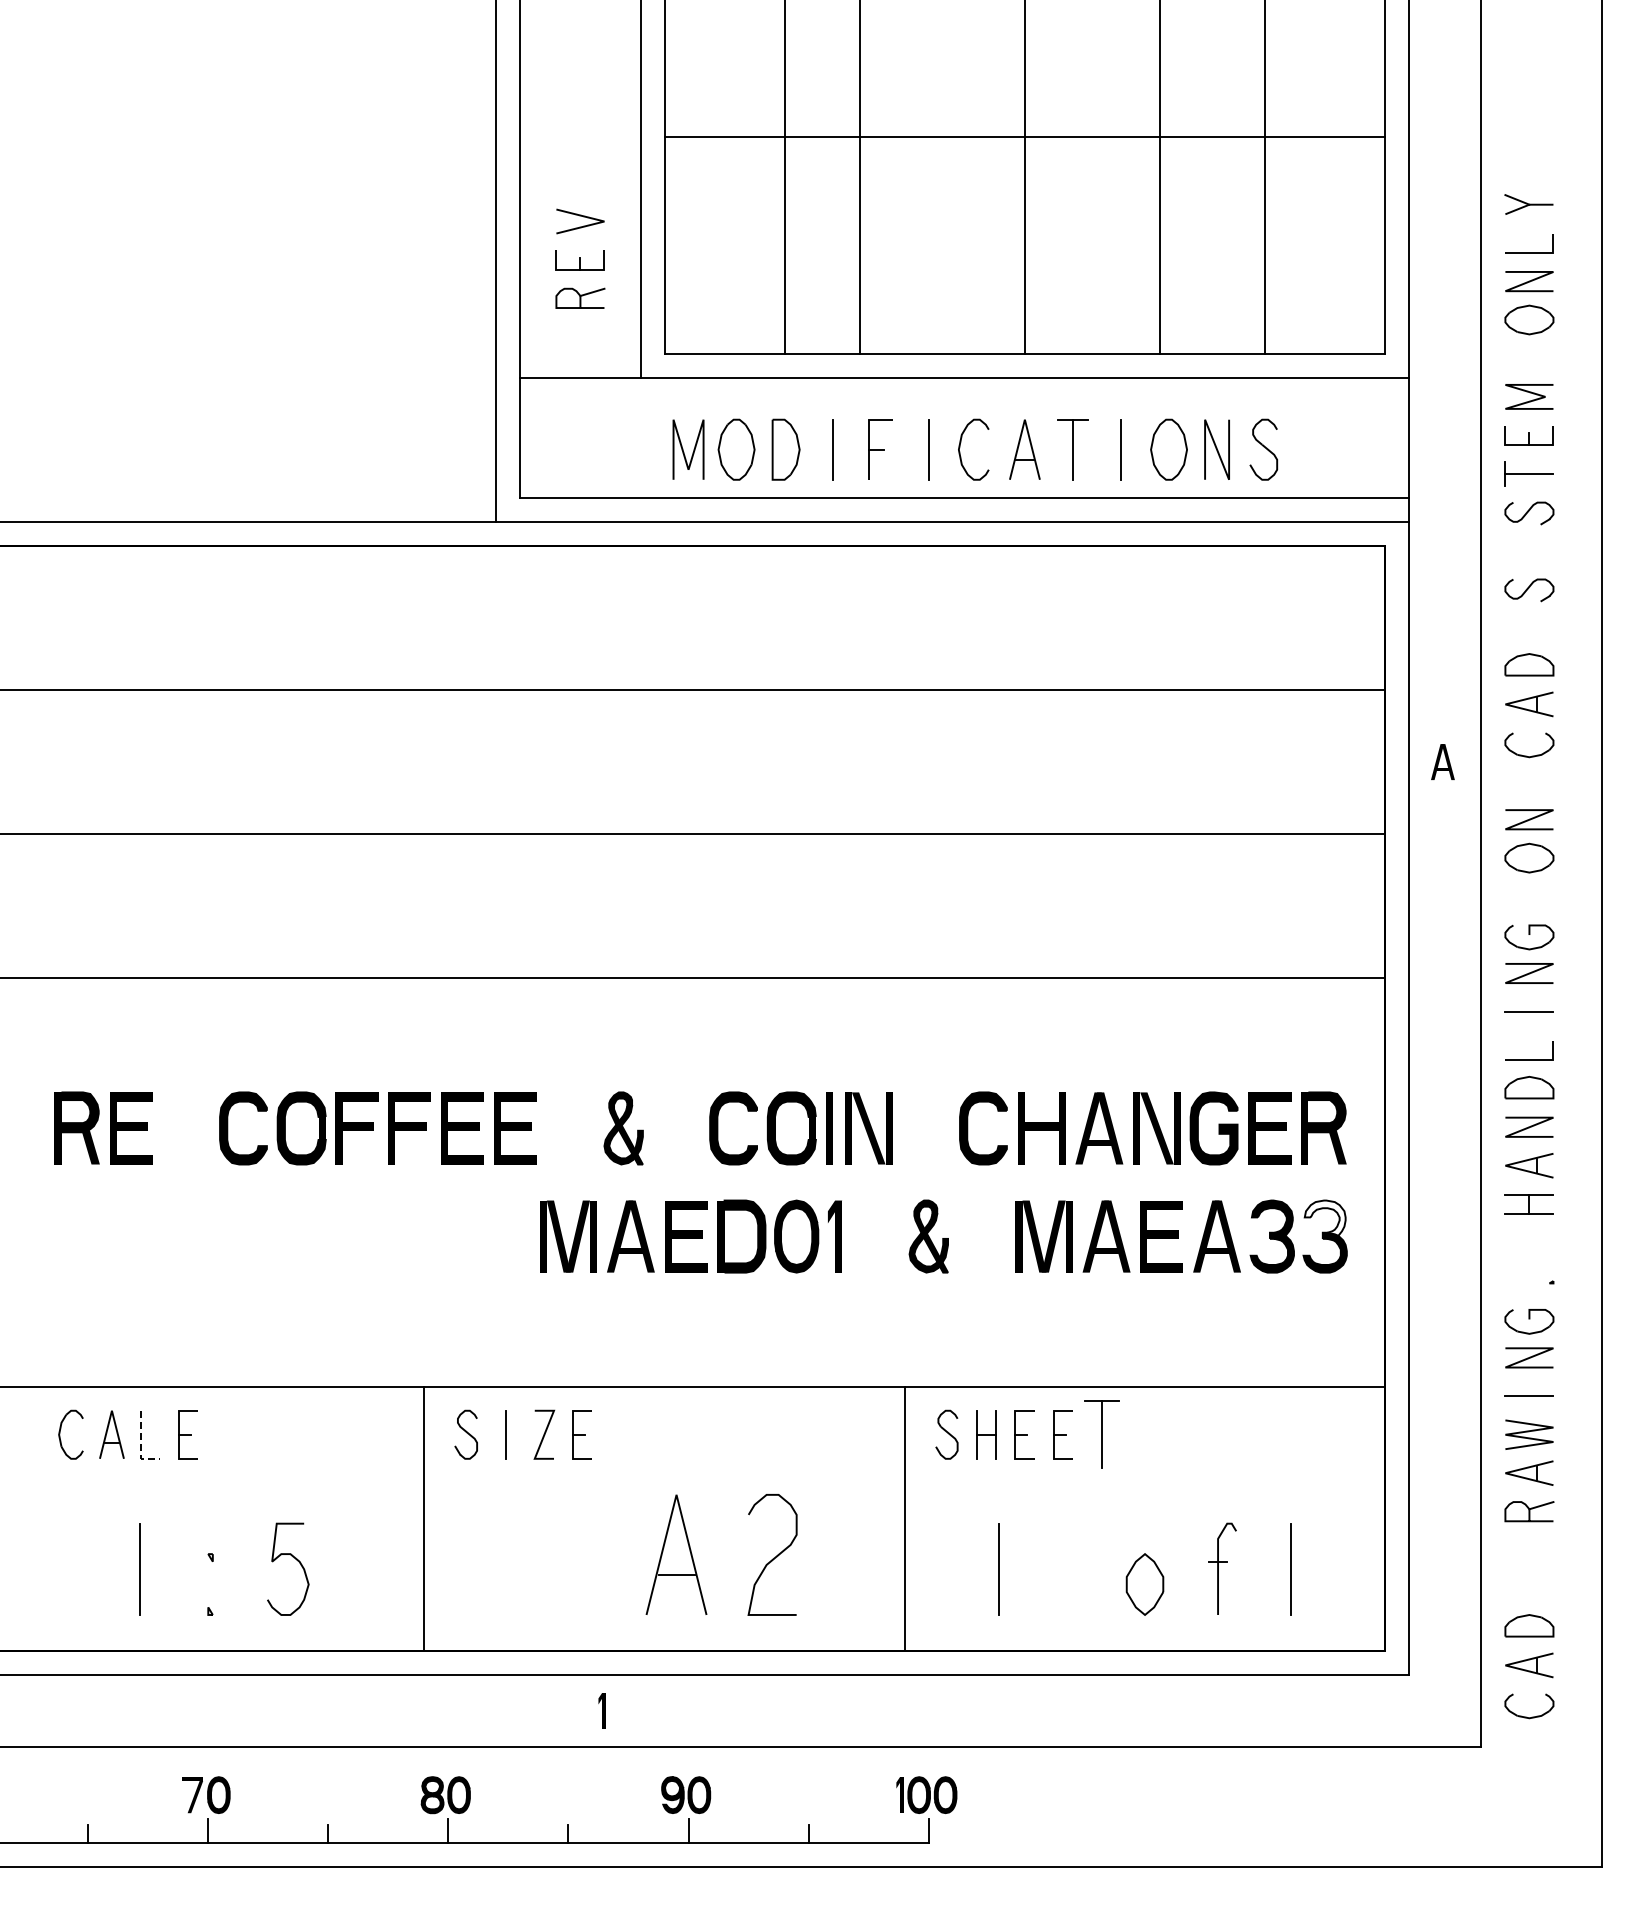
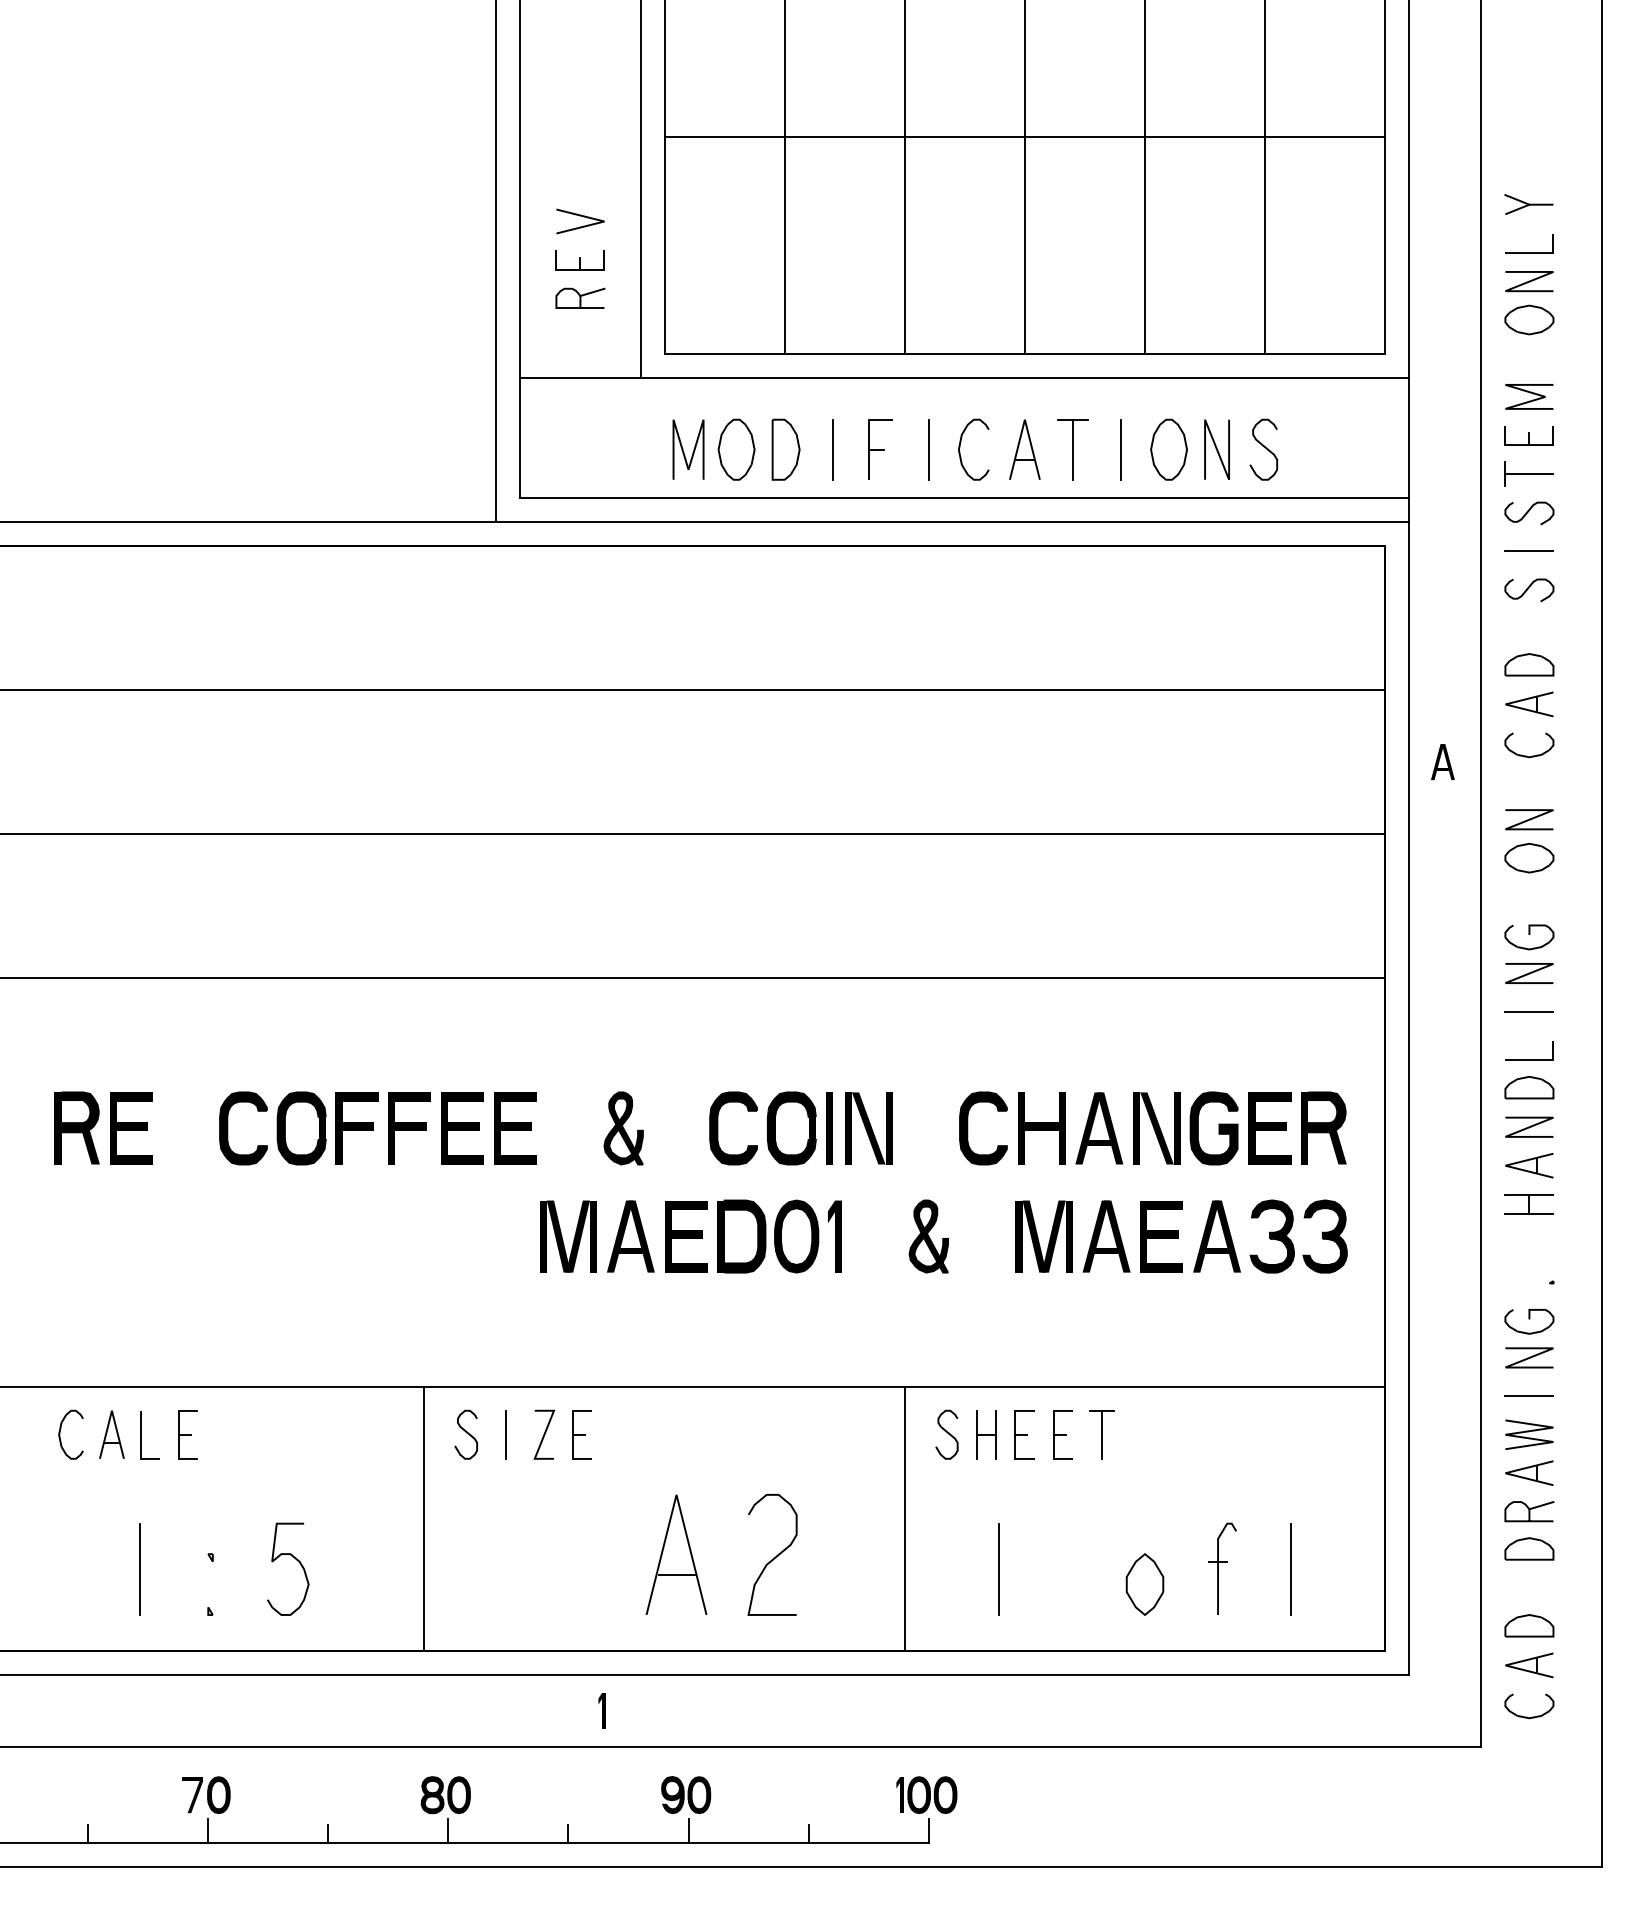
line position: (859, 177) -> (904, 177) (904, 177)
line position: (1160, 177) -> (1145, 177) (1145, 177)
line: none -> present (1529, 550)
fill: none -> present (1324, 1219)
part size: 36x69 px -> 26x50 px (1101, 1434)
line: dashed -> solid (140, 1445)
part: none -> present (1529, 1548)
